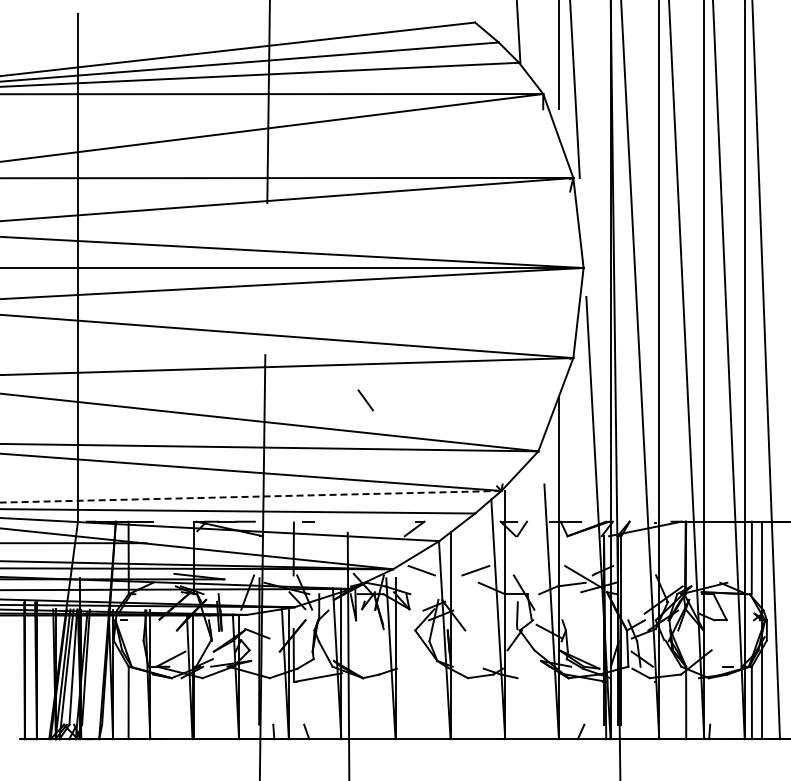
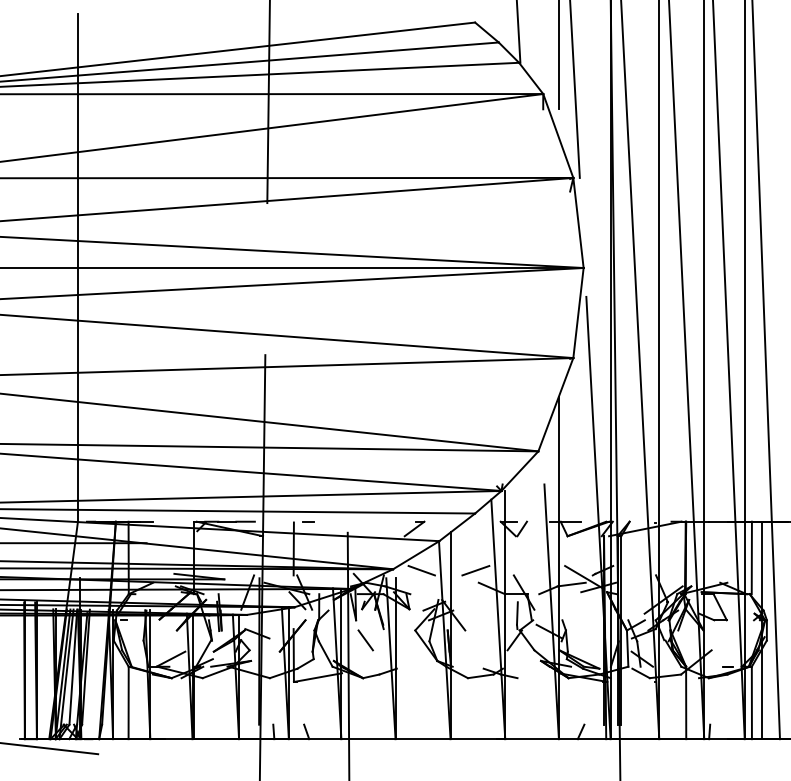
line position: (365, 400) -> (365, 640) (365, 640)
line: dashed -> solid (250, 496)
line: none -> present (50, 748)
